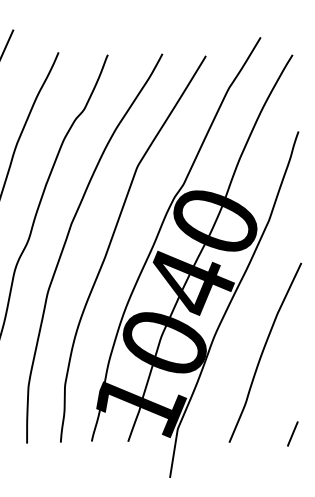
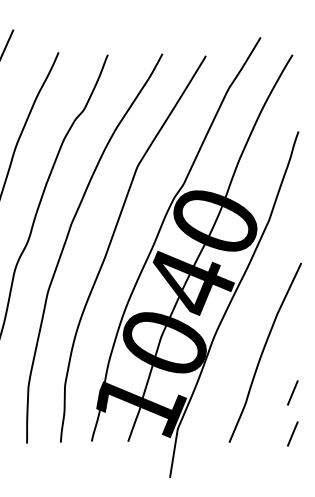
line: none -> present (292, 392)
